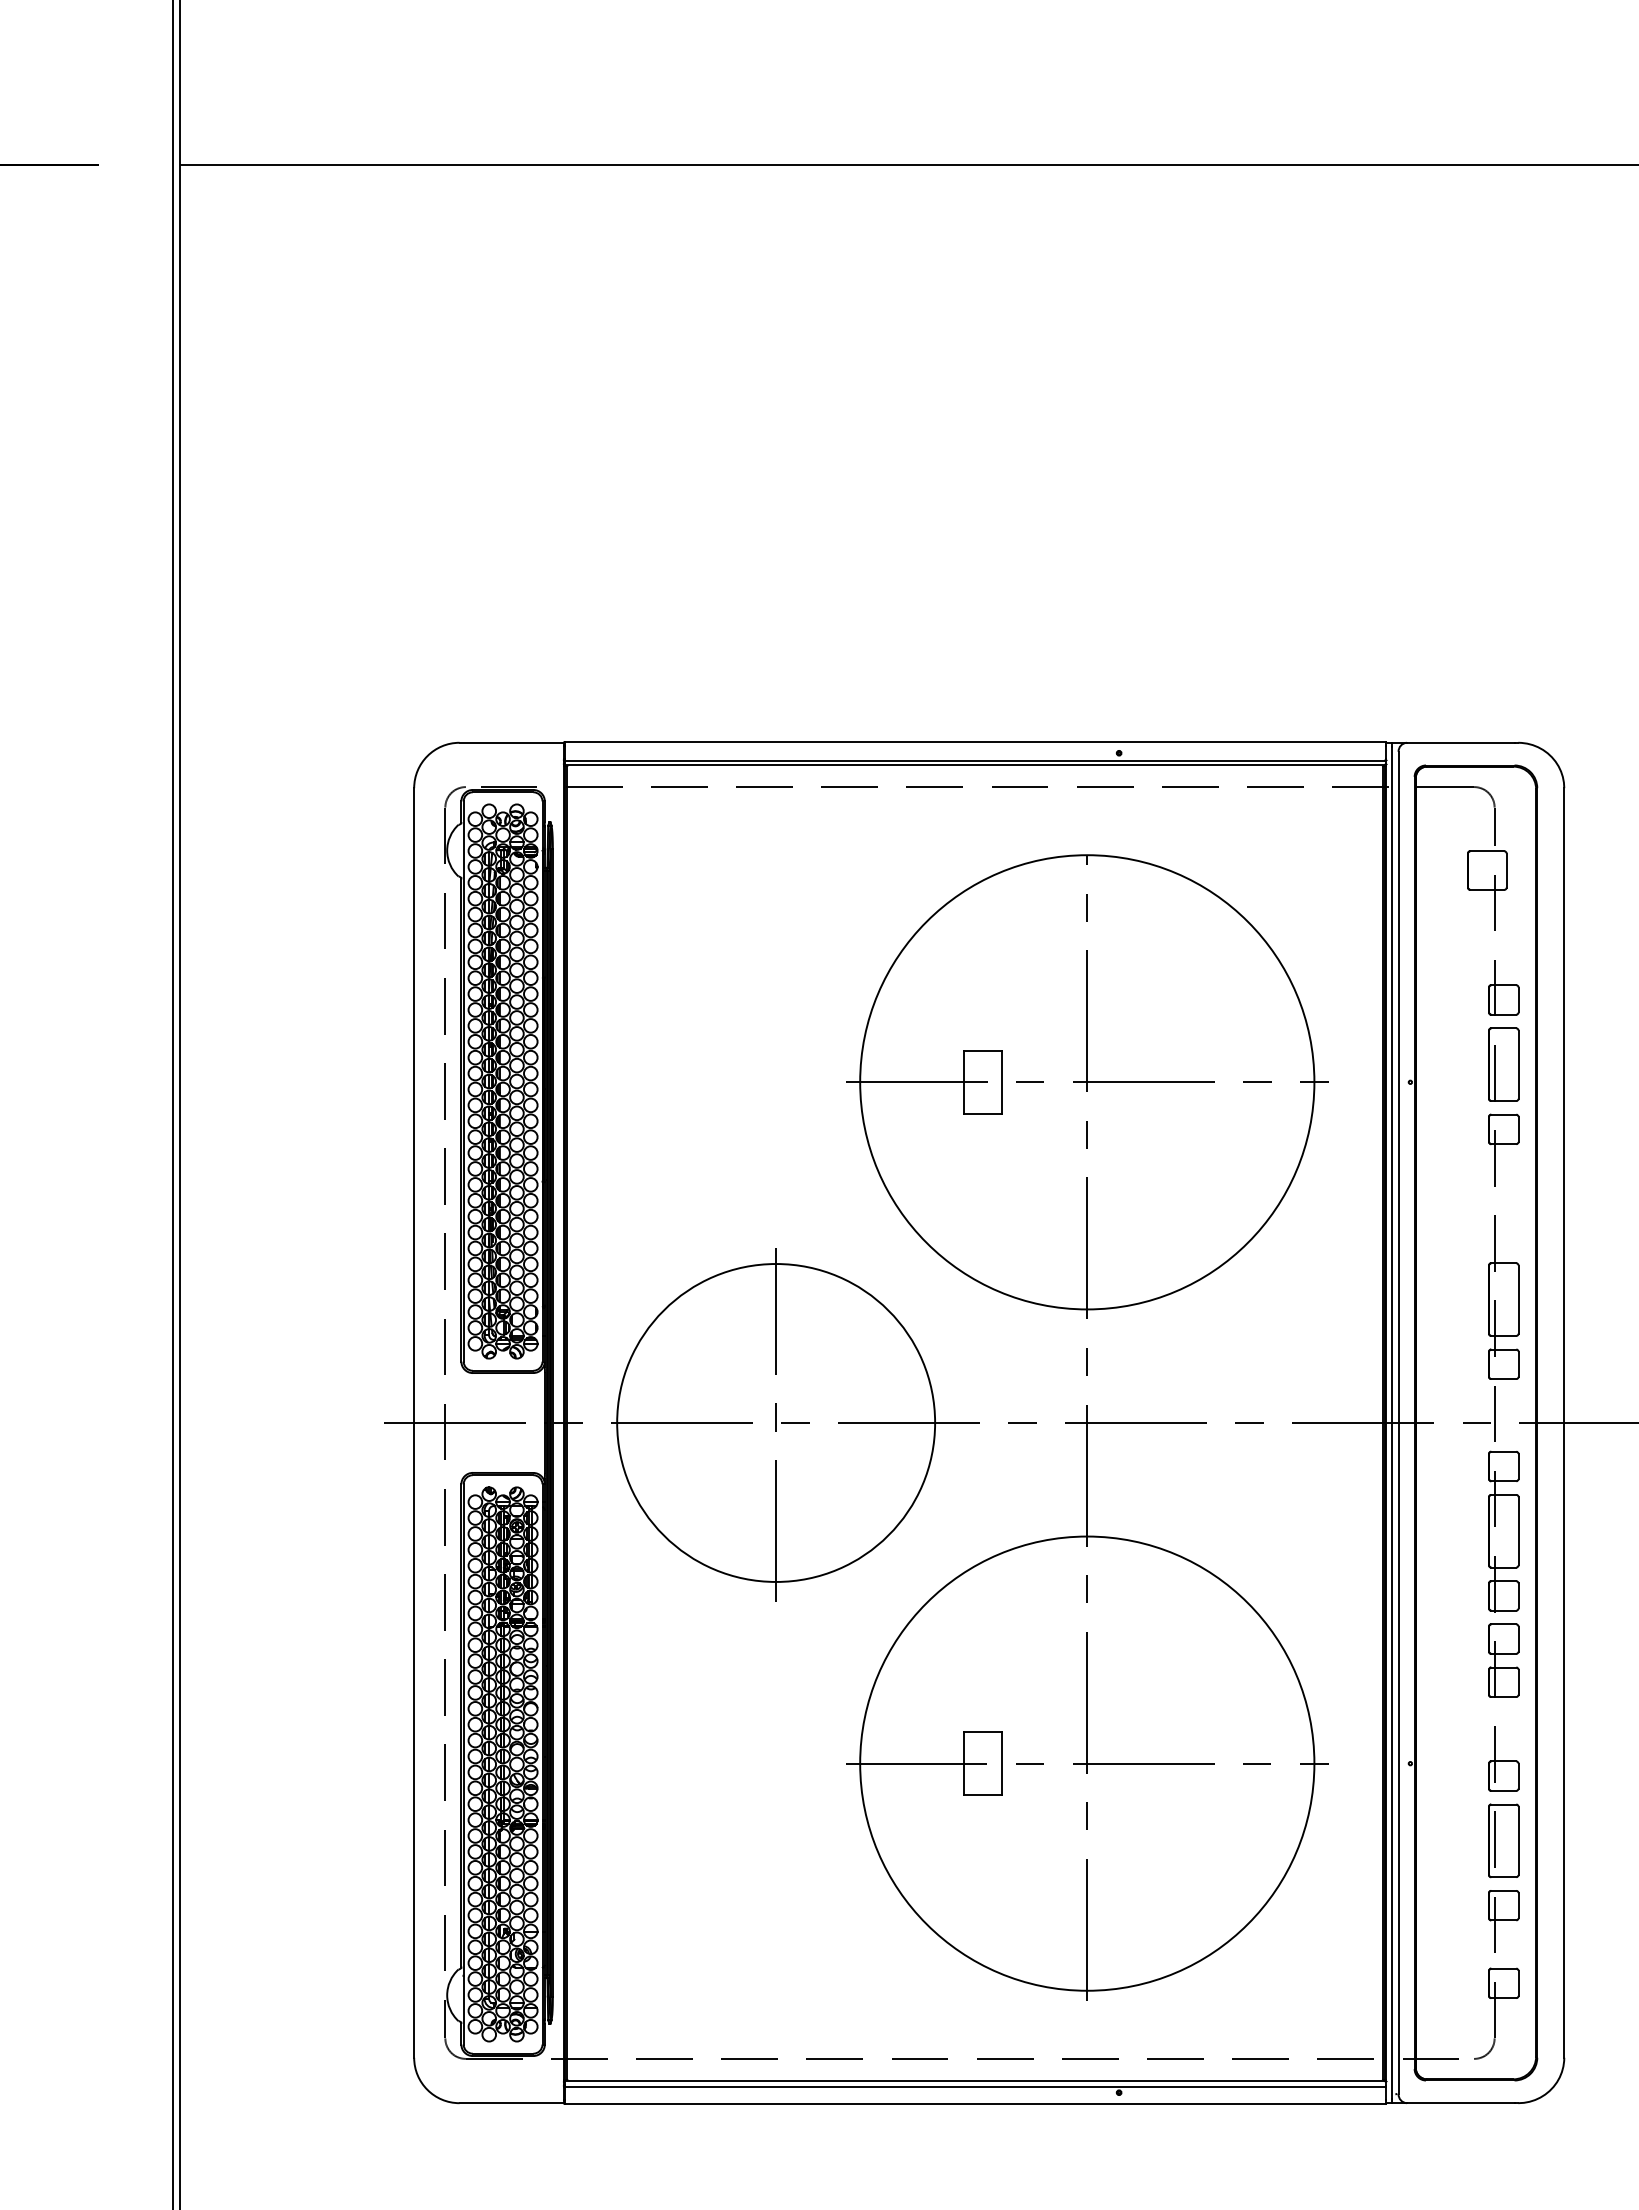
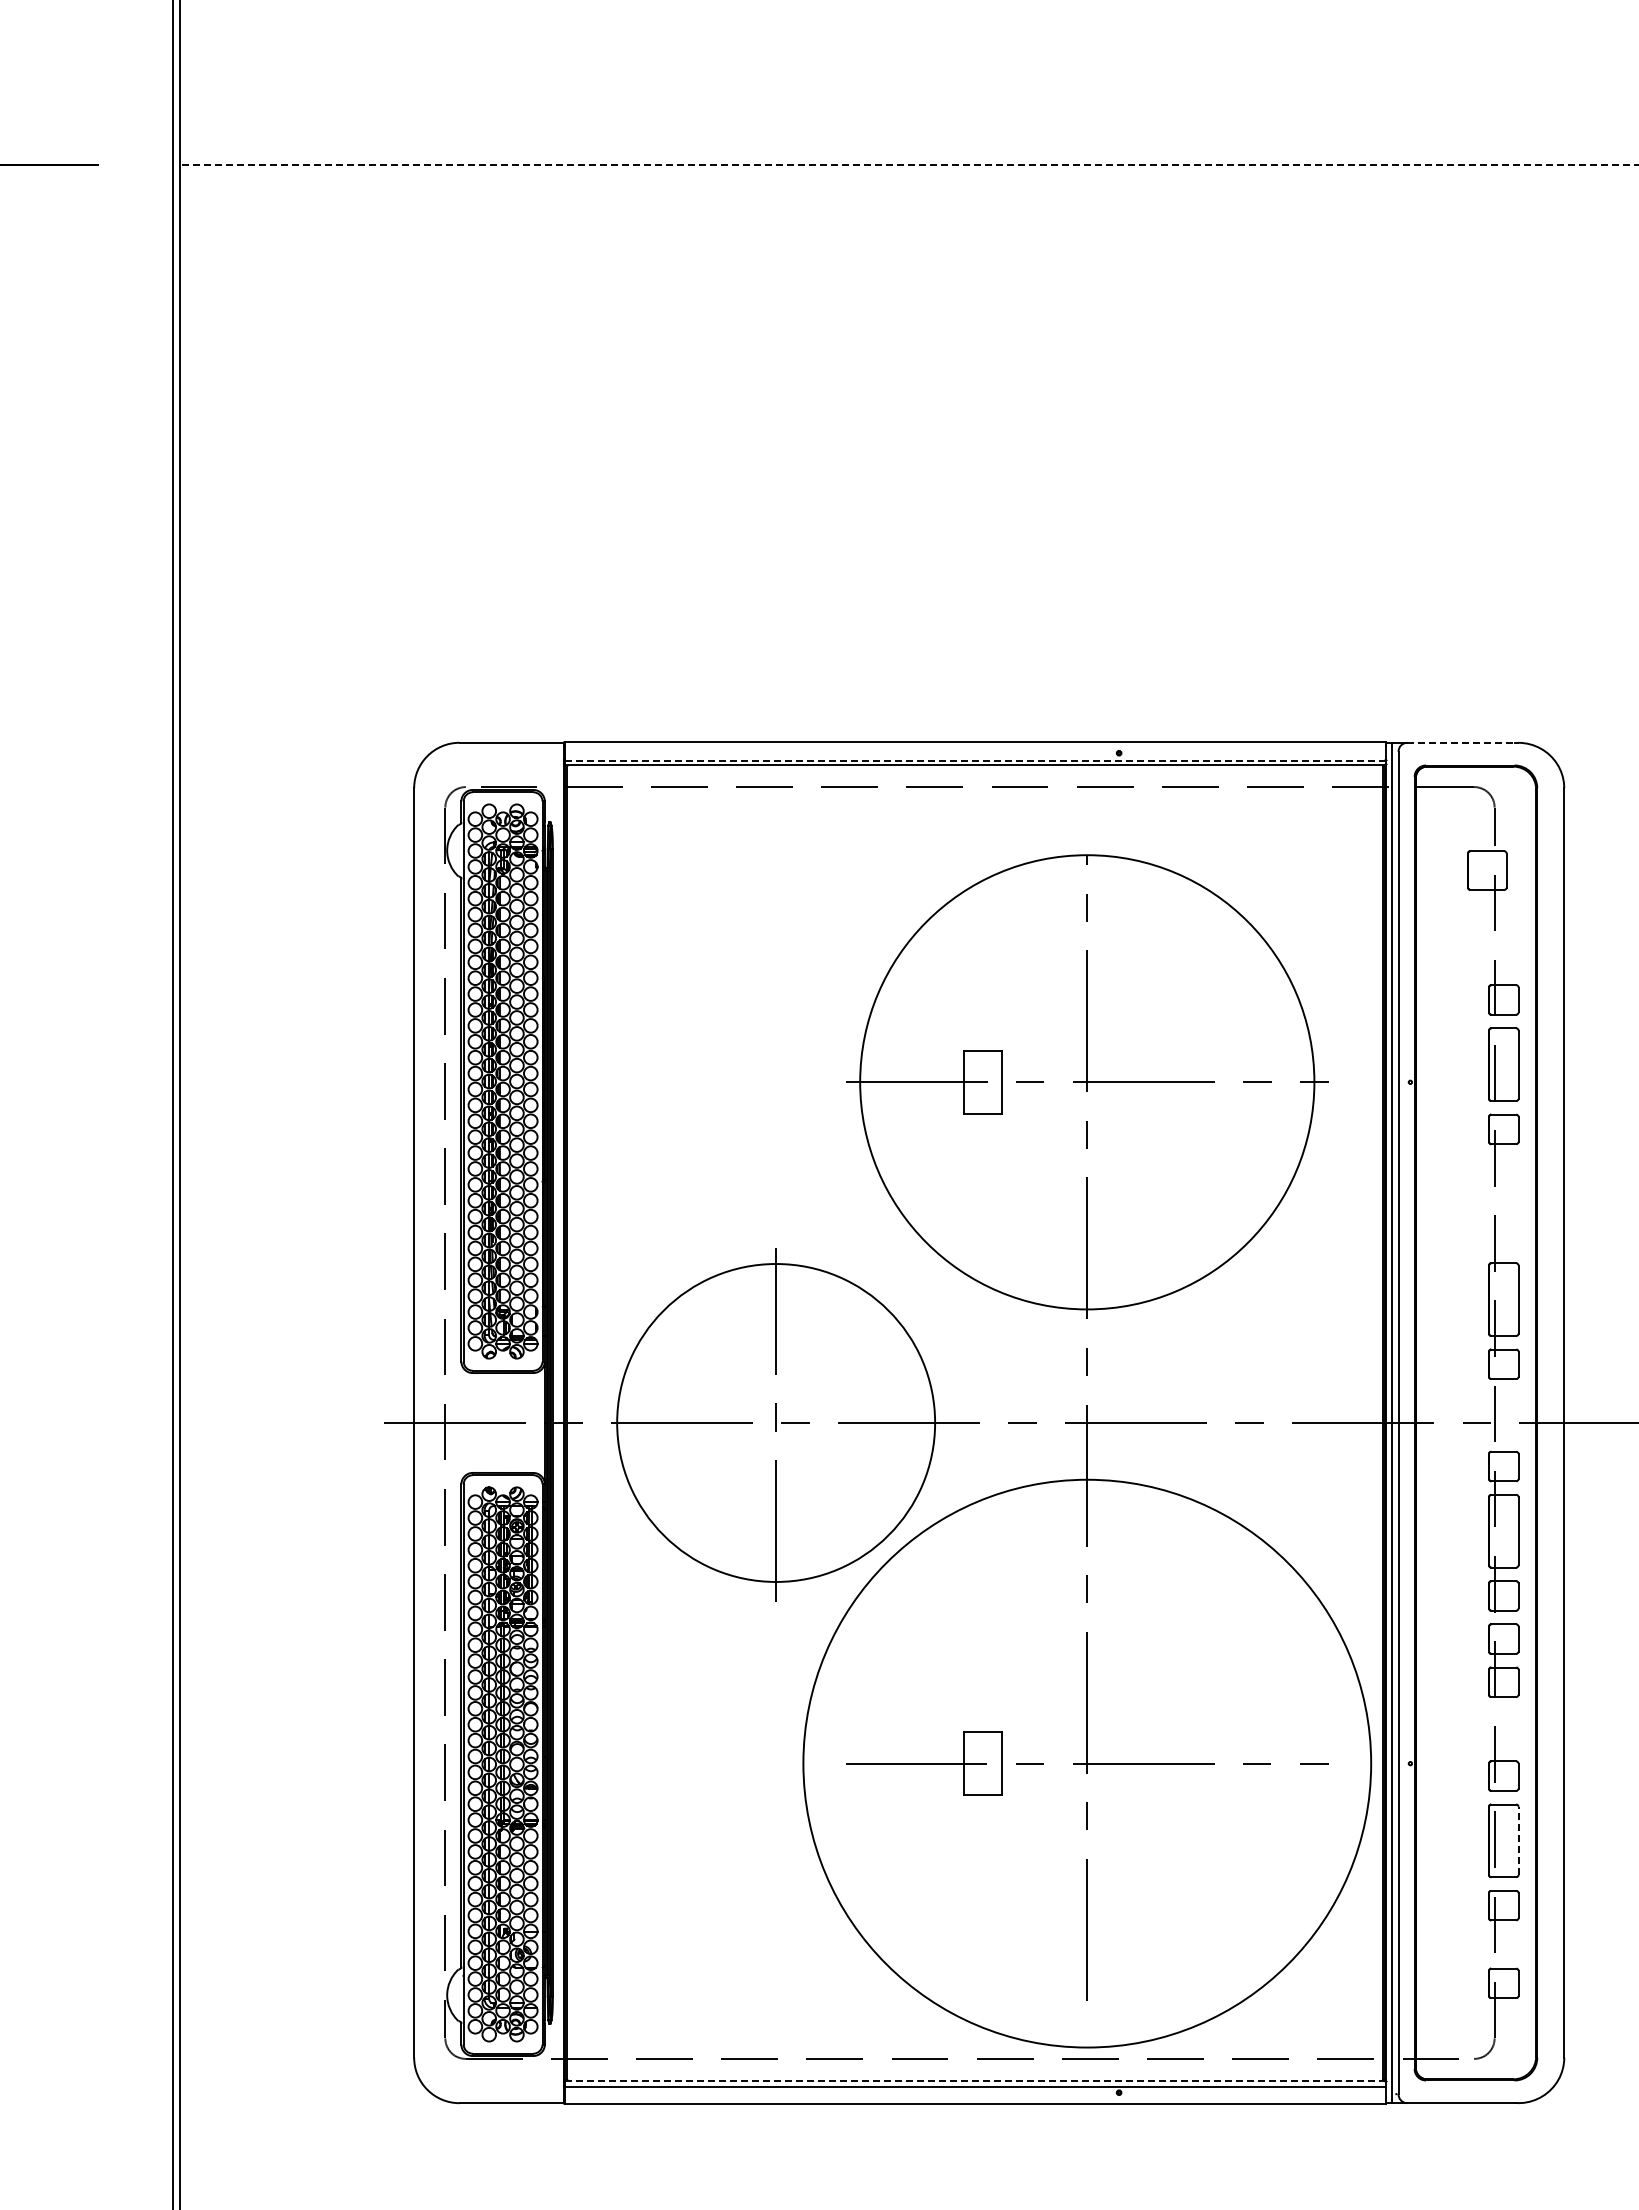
line: solid -> dashed (908, 165)
line: solid -> dashed (1461, 742)
line: solid -> dashed (974, 760)
circle diameter: 454 px -> 568 px (1087, 1763)
line: solid -> dashed (1518, 1840)
line: solid -> dashed (974, 2081)
